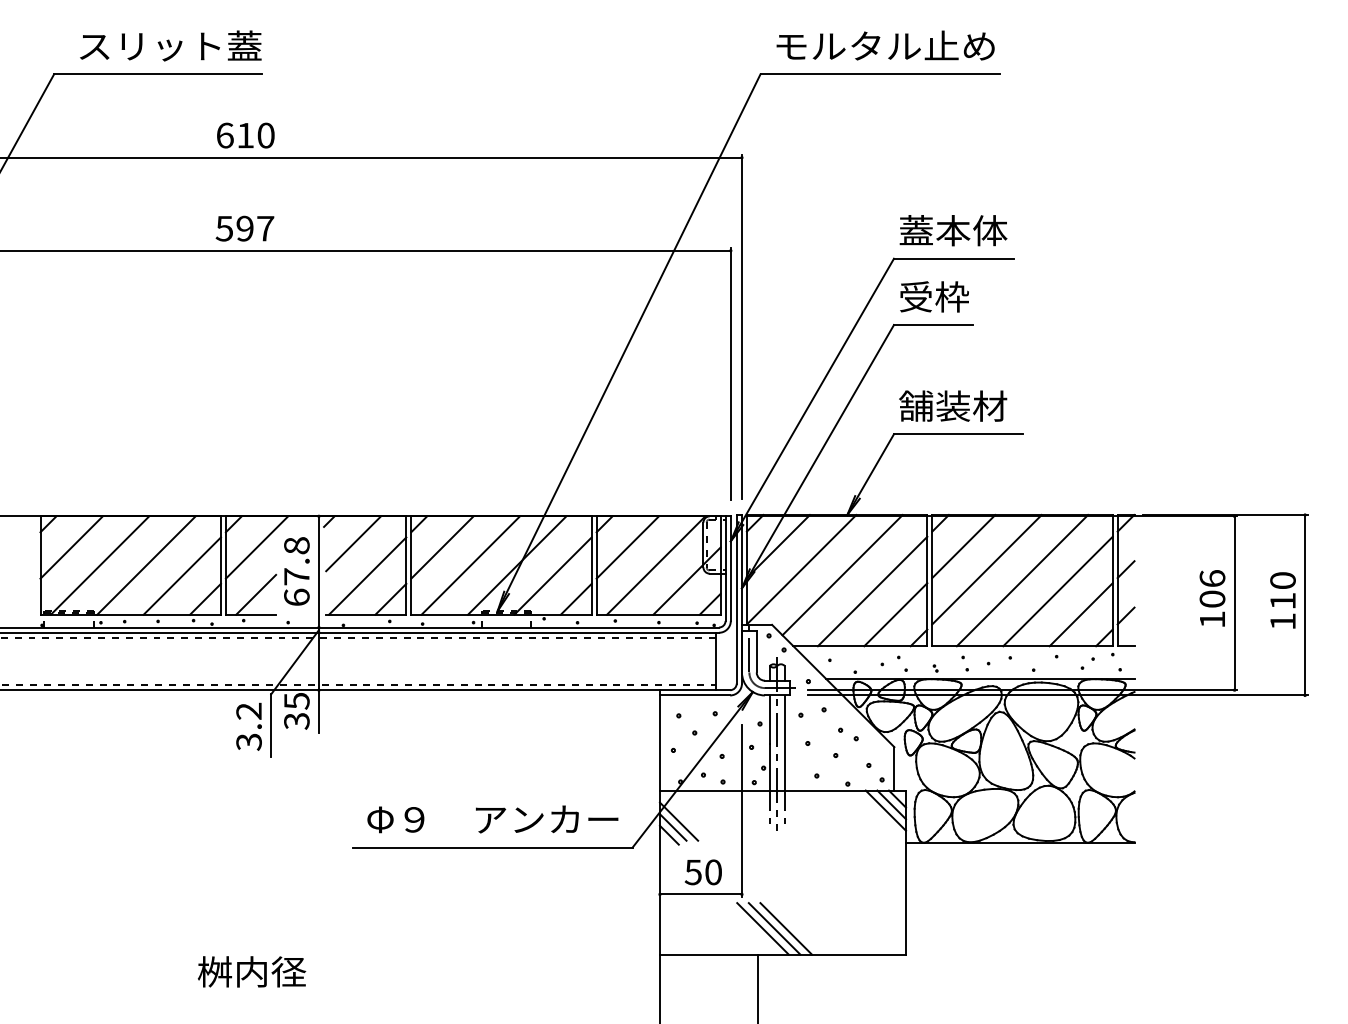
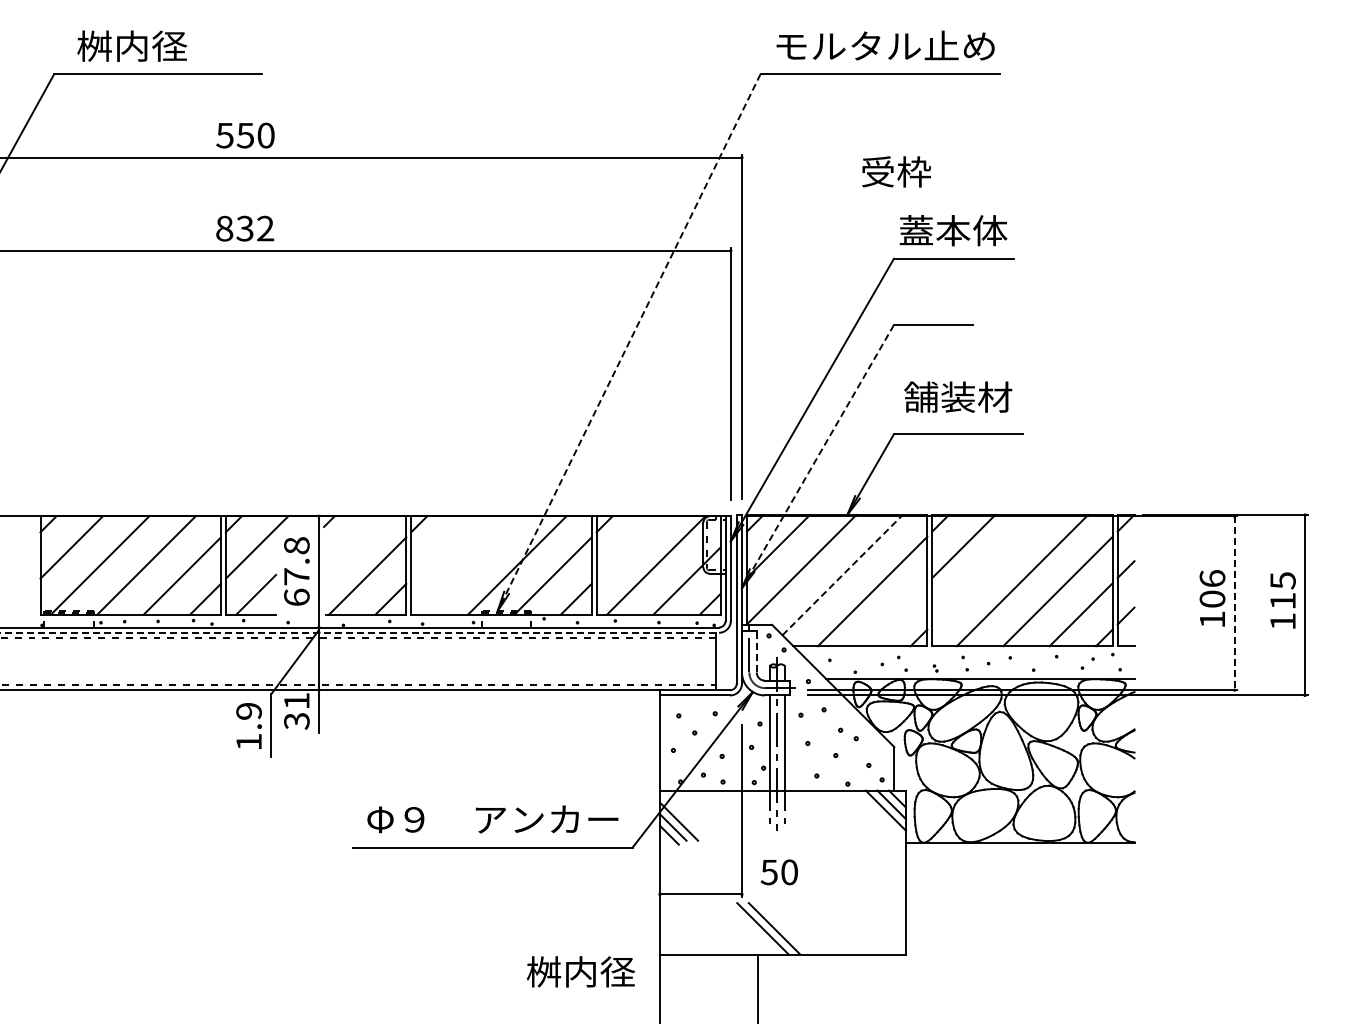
text: スリット蓋 -> 桝内径 (169, 45)
text: 610 -> 550 (234, 135)
text: 597 -> 832 (244, 228)
text position: (934, 296) -> (896, 171) (896, 171)
line: solid -> dashed (629, 342)
text position: (953, 405) -> (958, 396) (958, 396)
line: solid -> dashed (817, 456)
line: present -> none (353, 543)
line: present -> none (442, 547)
line: present -> none (627, 547)
line: present -> none (470, 565)
line: present -> none (986, 569)
line: solid -> dashed (842, 574)
text: 110 -> 115 (1282, 580)
line: solid -> dashed (1234, 603)
line: present -> none (895, 614)
line: solid -> dashed (360, 632)
line: solid -> dashed (756, 651)
text: 35 -> 31 (296, 701)
text: 3.2 -> 1.9 (248, 726)
text position: (703, 872) -> (779, 872) (779, 872)
line: present -> none (785, 928)
text position: (252, 971) -> (581, 971) (581, 971)
